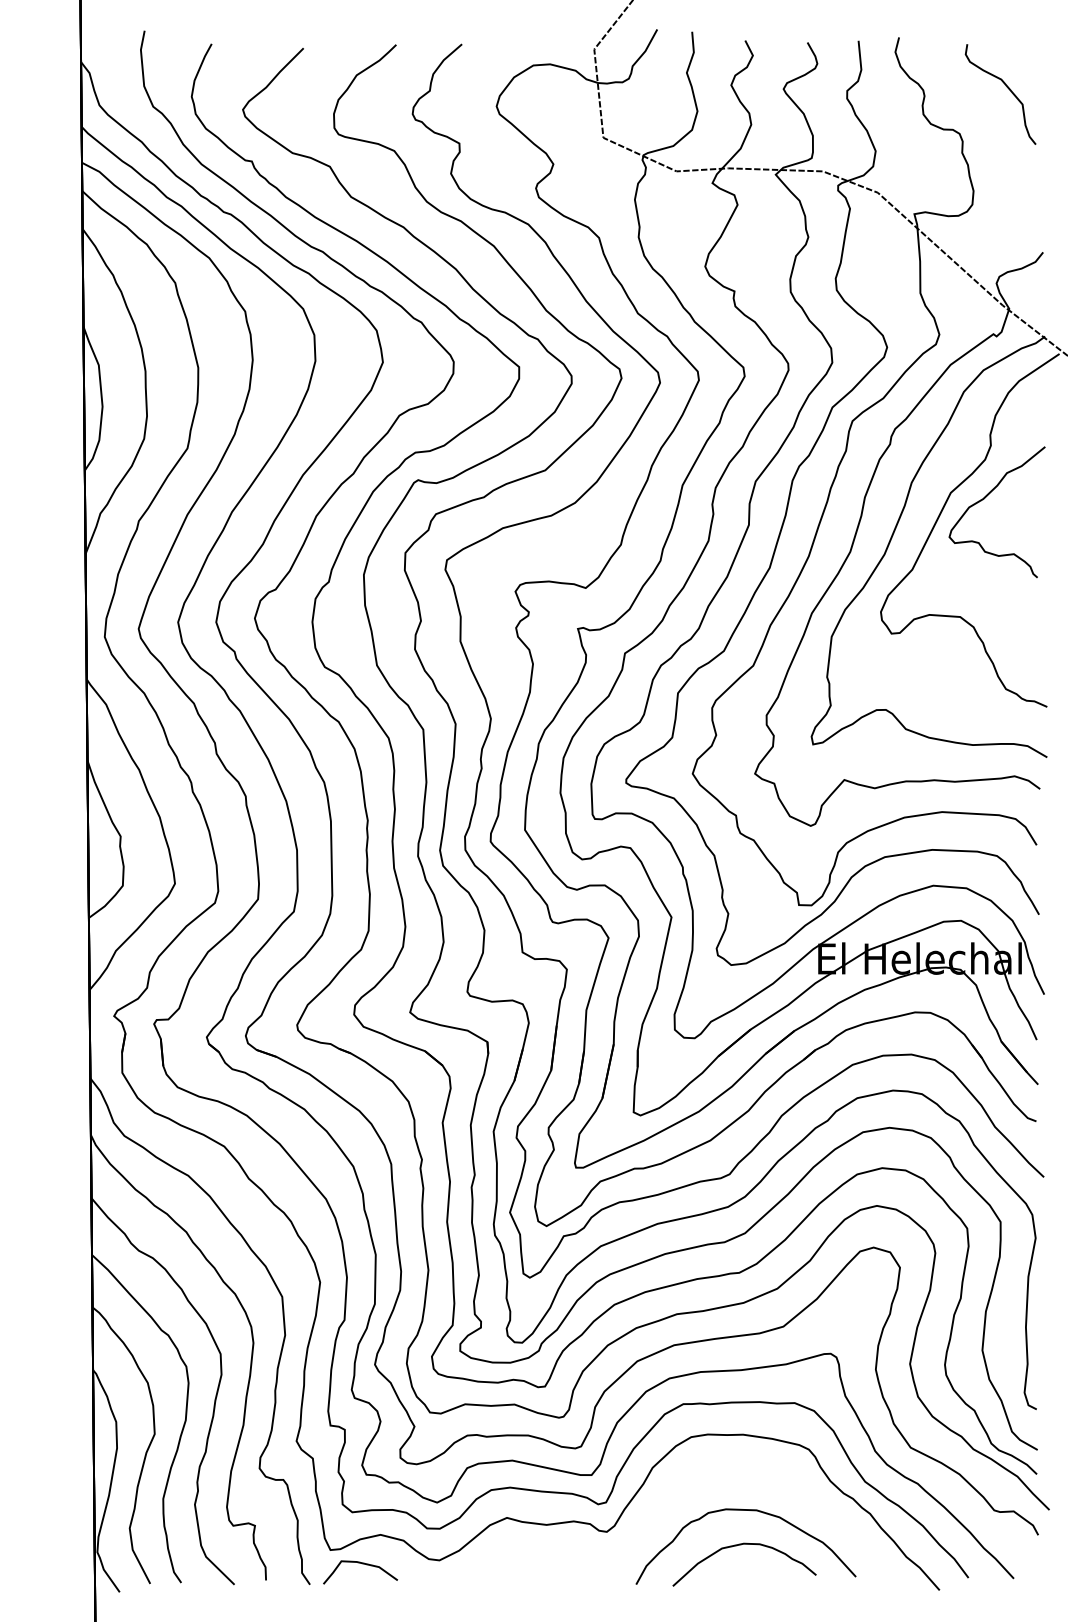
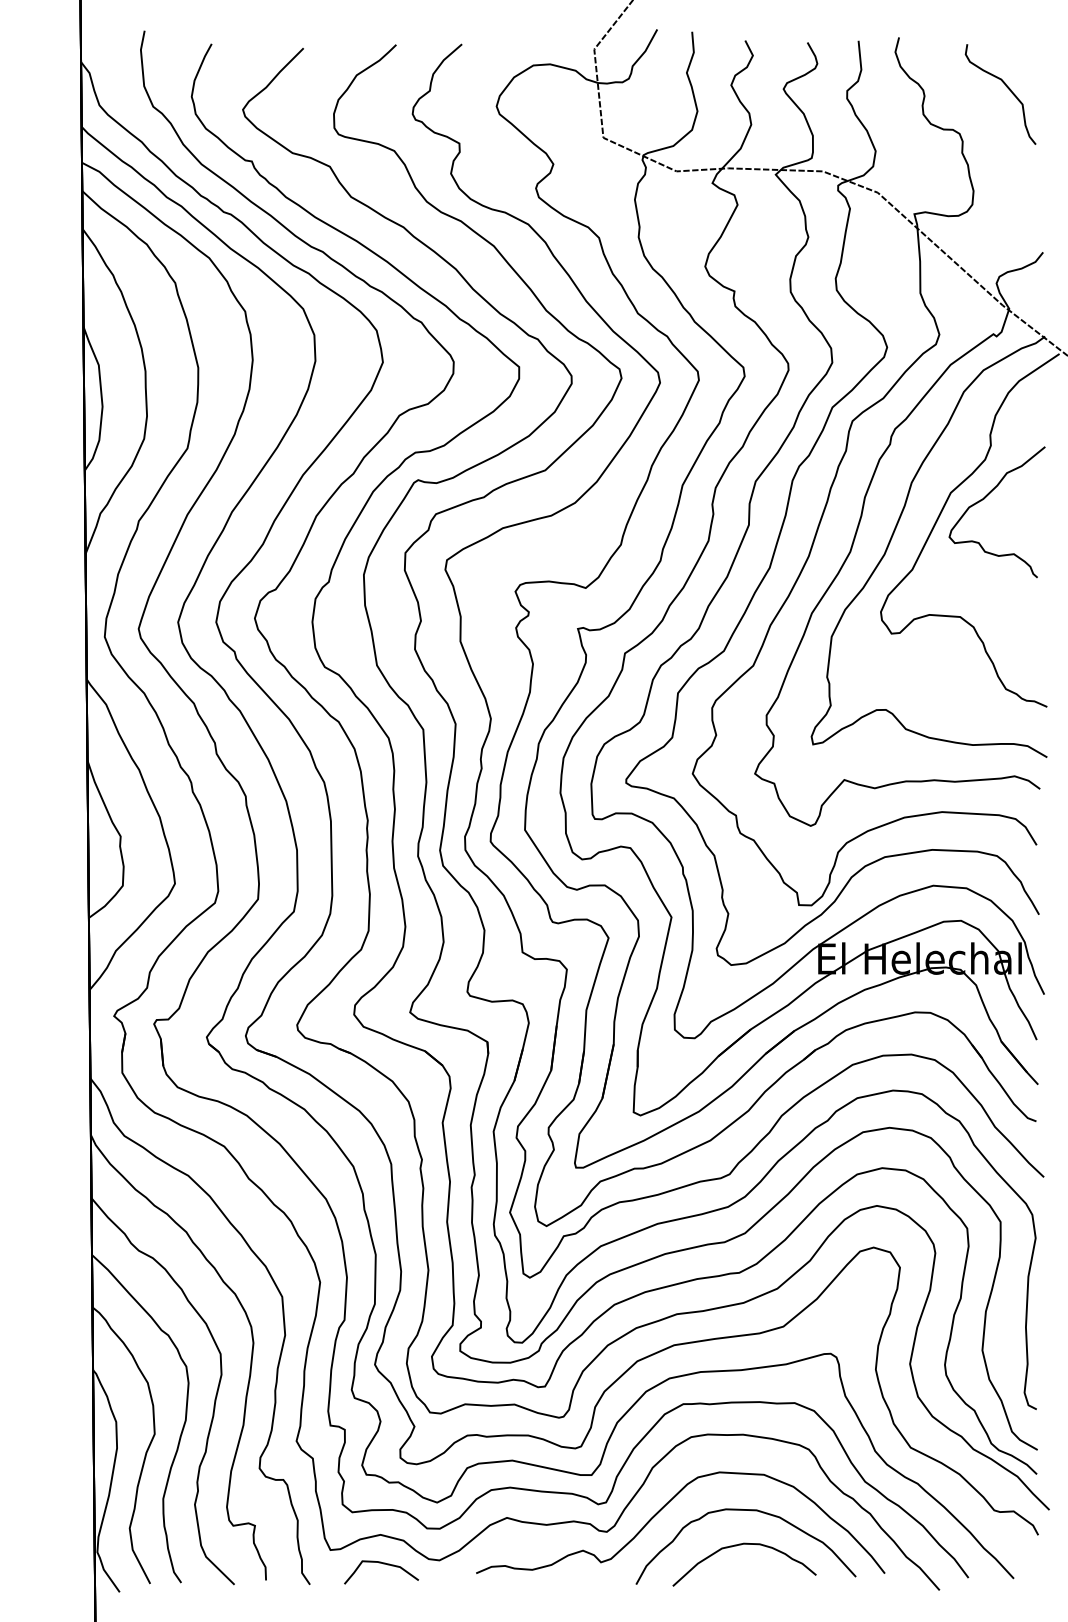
curve: none -> present (665, 1506)
curve position: (362, 1564) -> (383, 1564) (383, 1564)
